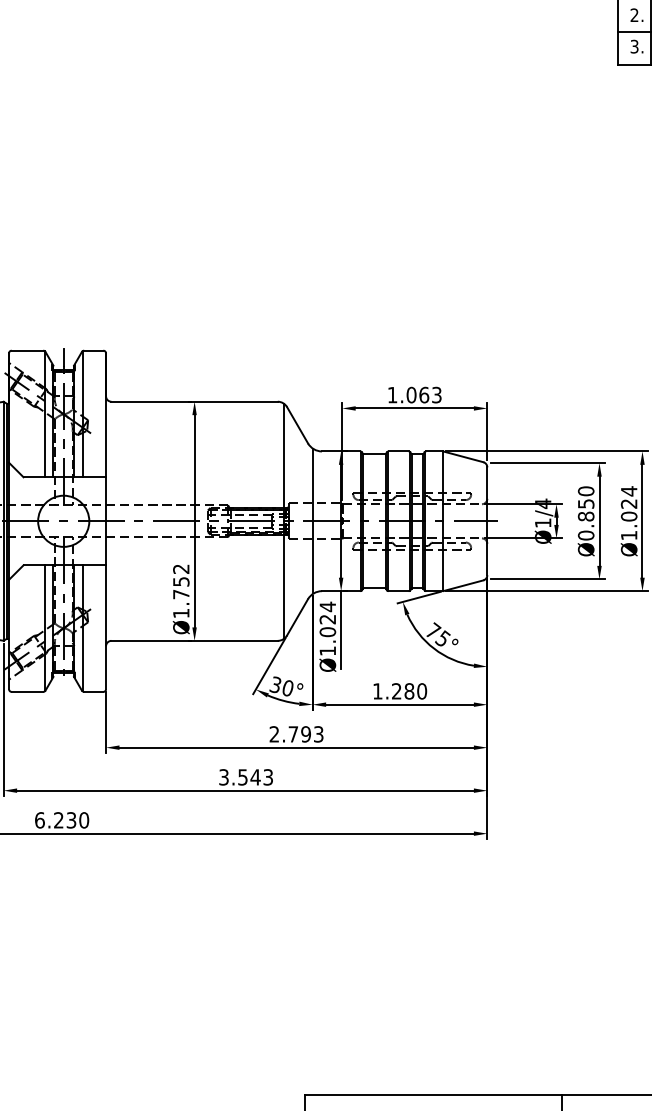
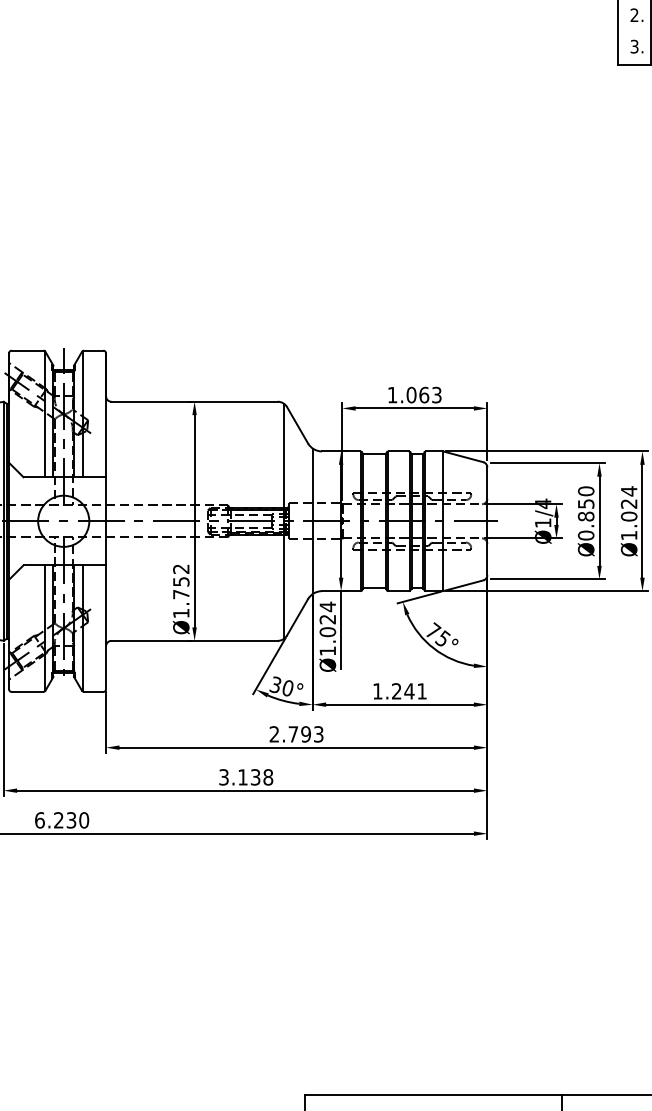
line: present -> none (633, 31)
text: 1.280 -> 1.241 (415, 691)
text: 3.543 -> 3.138 (255, 777)
